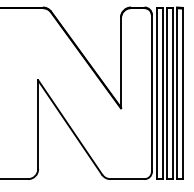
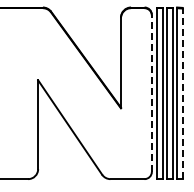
line: solid -> dashed (151, 93)
line: solid -> dashed (182, 93)
